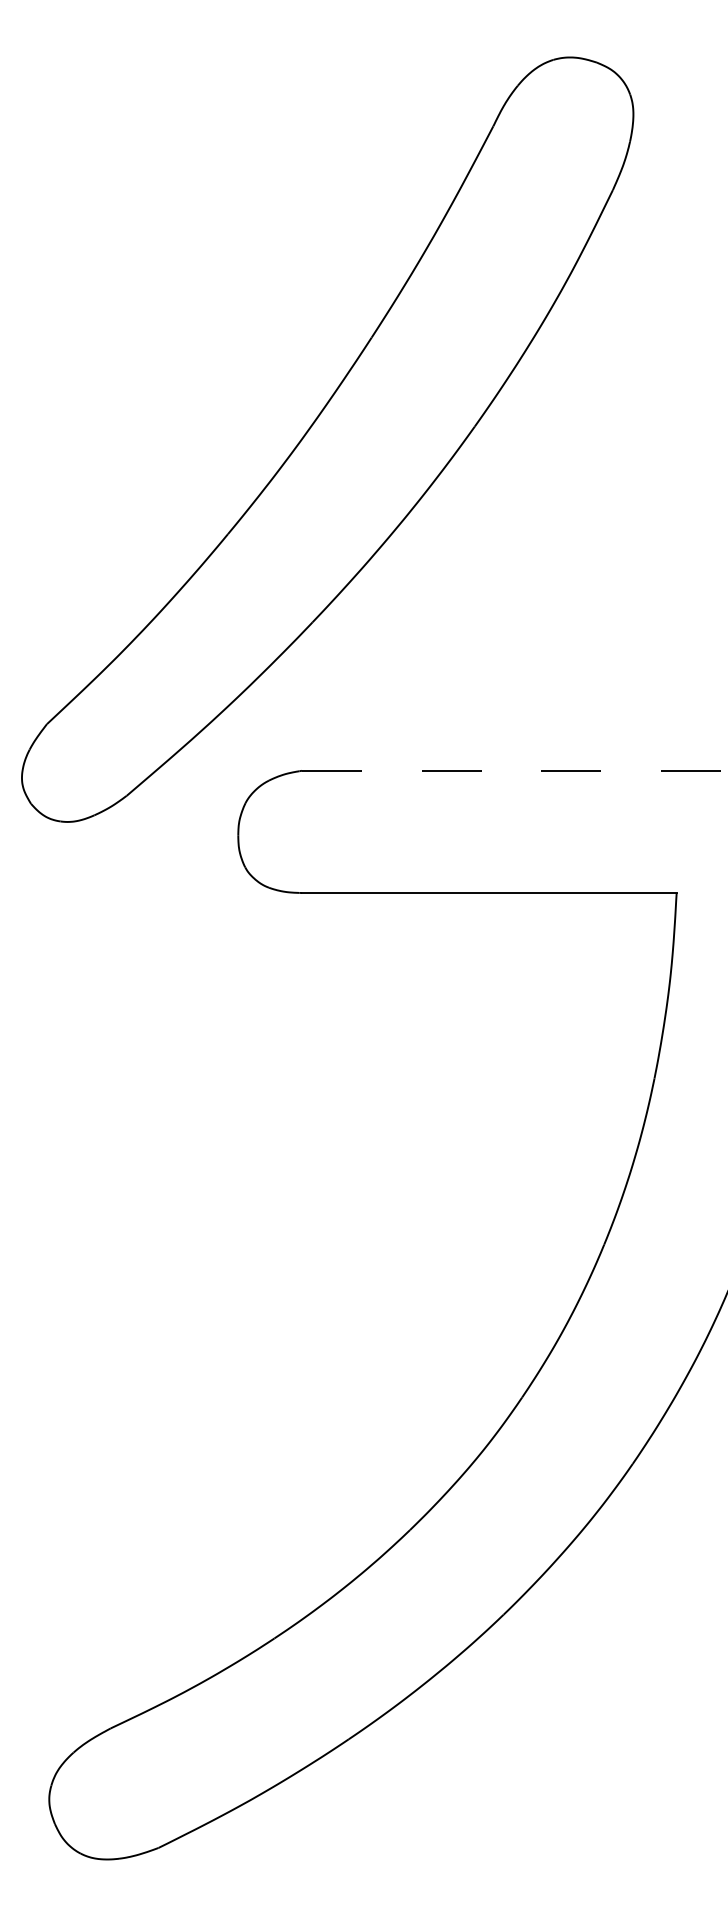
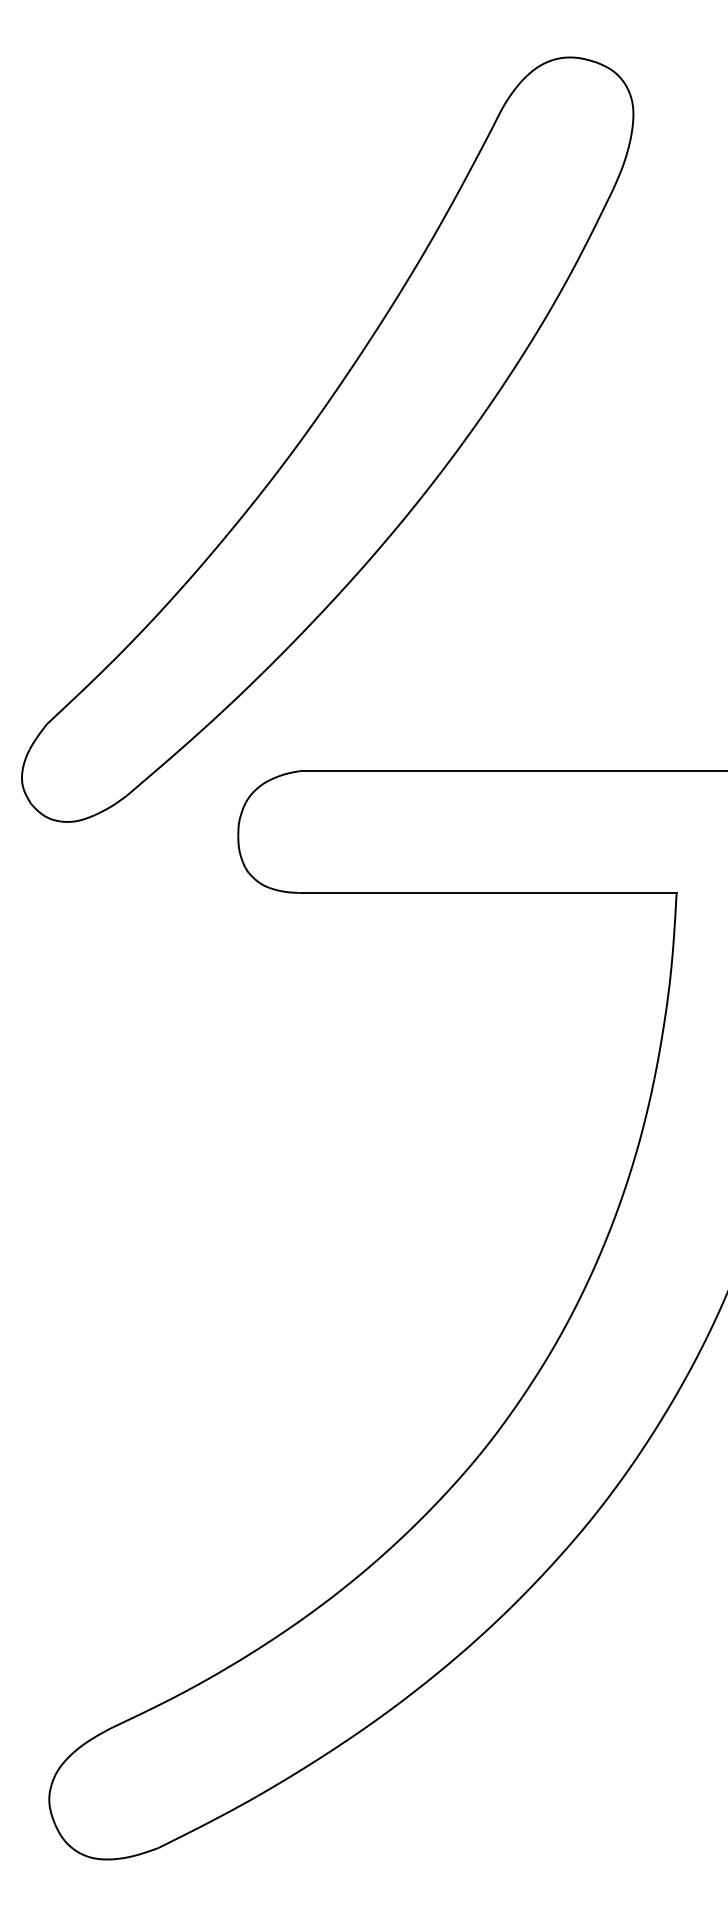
line: dashed -> solid (514, 770)
